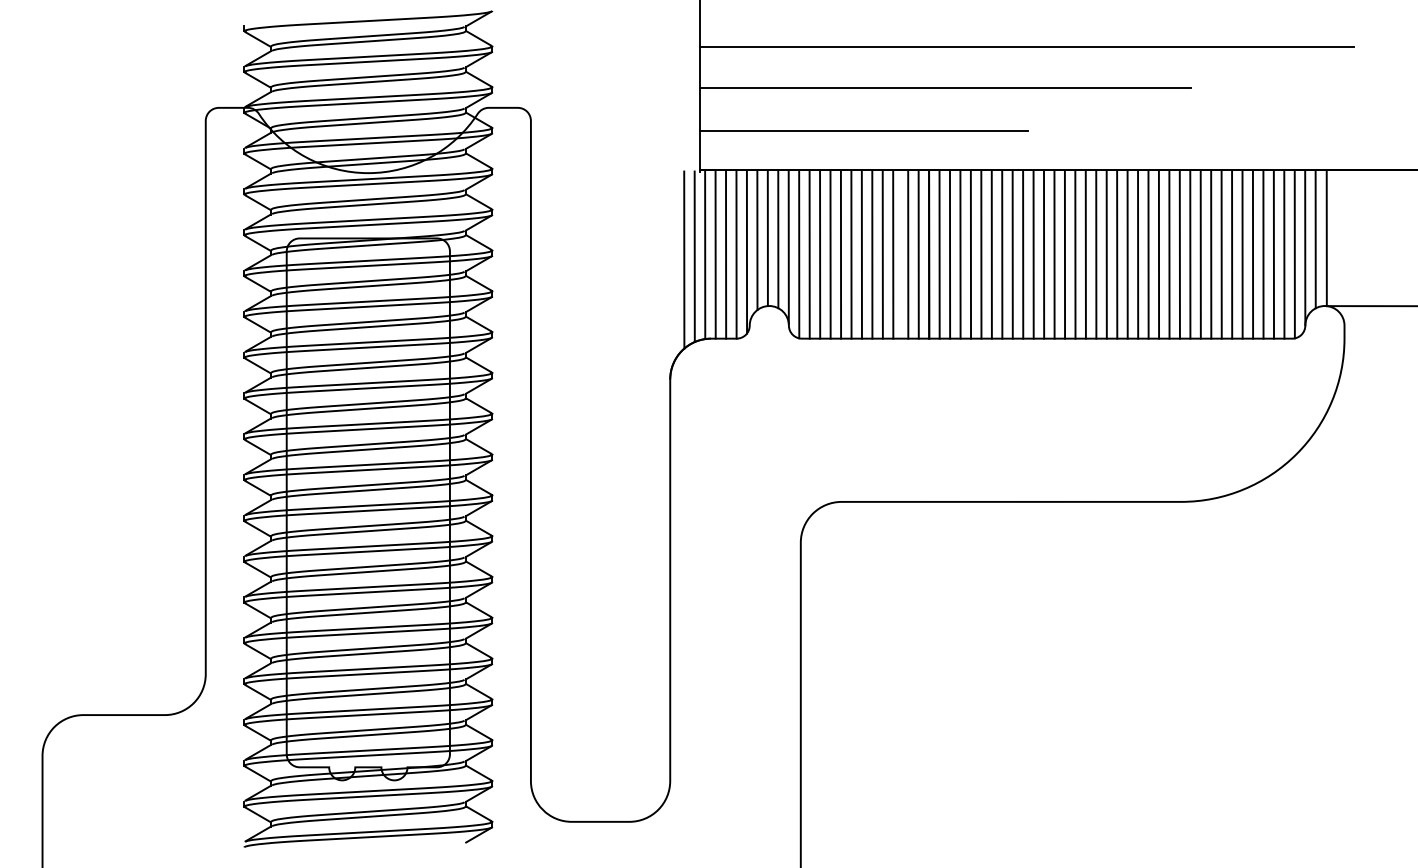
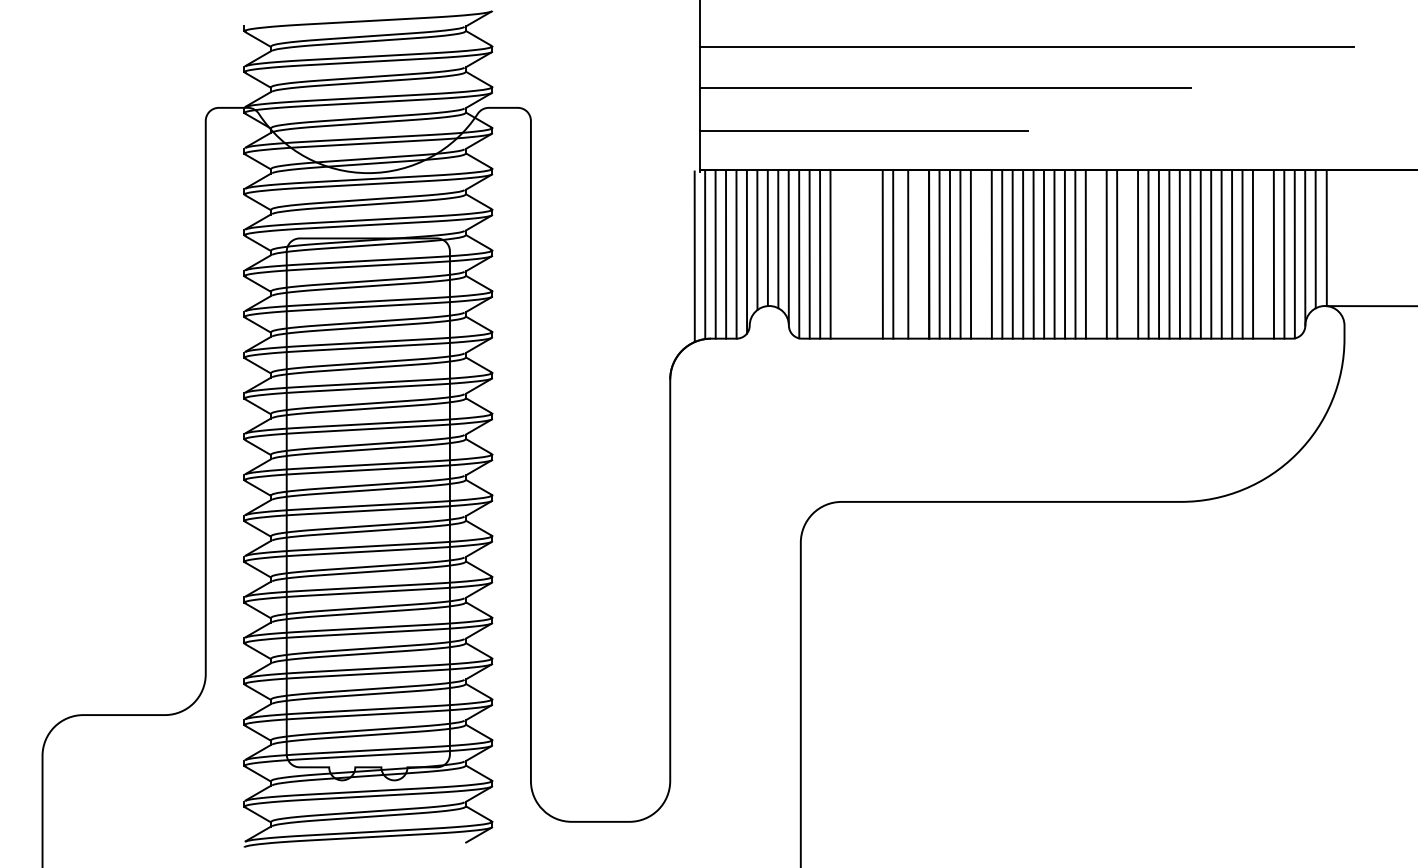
line: present -> none (840, 254)
line: present -> none (851, 254)
line: present -> none (861, 254)
line: present -> none (872, 254)
line: present -> none (918, 254)
line: present -> none (981, 254)
line: present -> none (1096, 254)
line: present -> none (1127, 254)
line: present -> none (1263, 254)
line: present -> none (684, 259)
